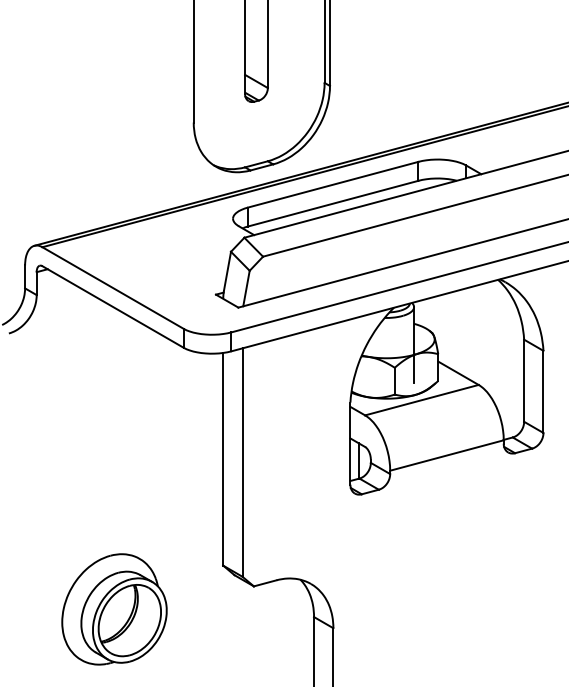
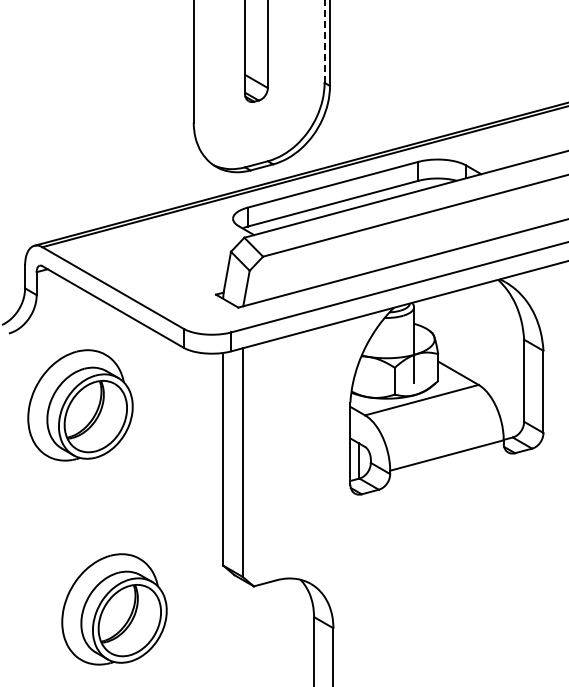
line: solid -> dashed (324, 41)
part: none -> present (80, 405)
